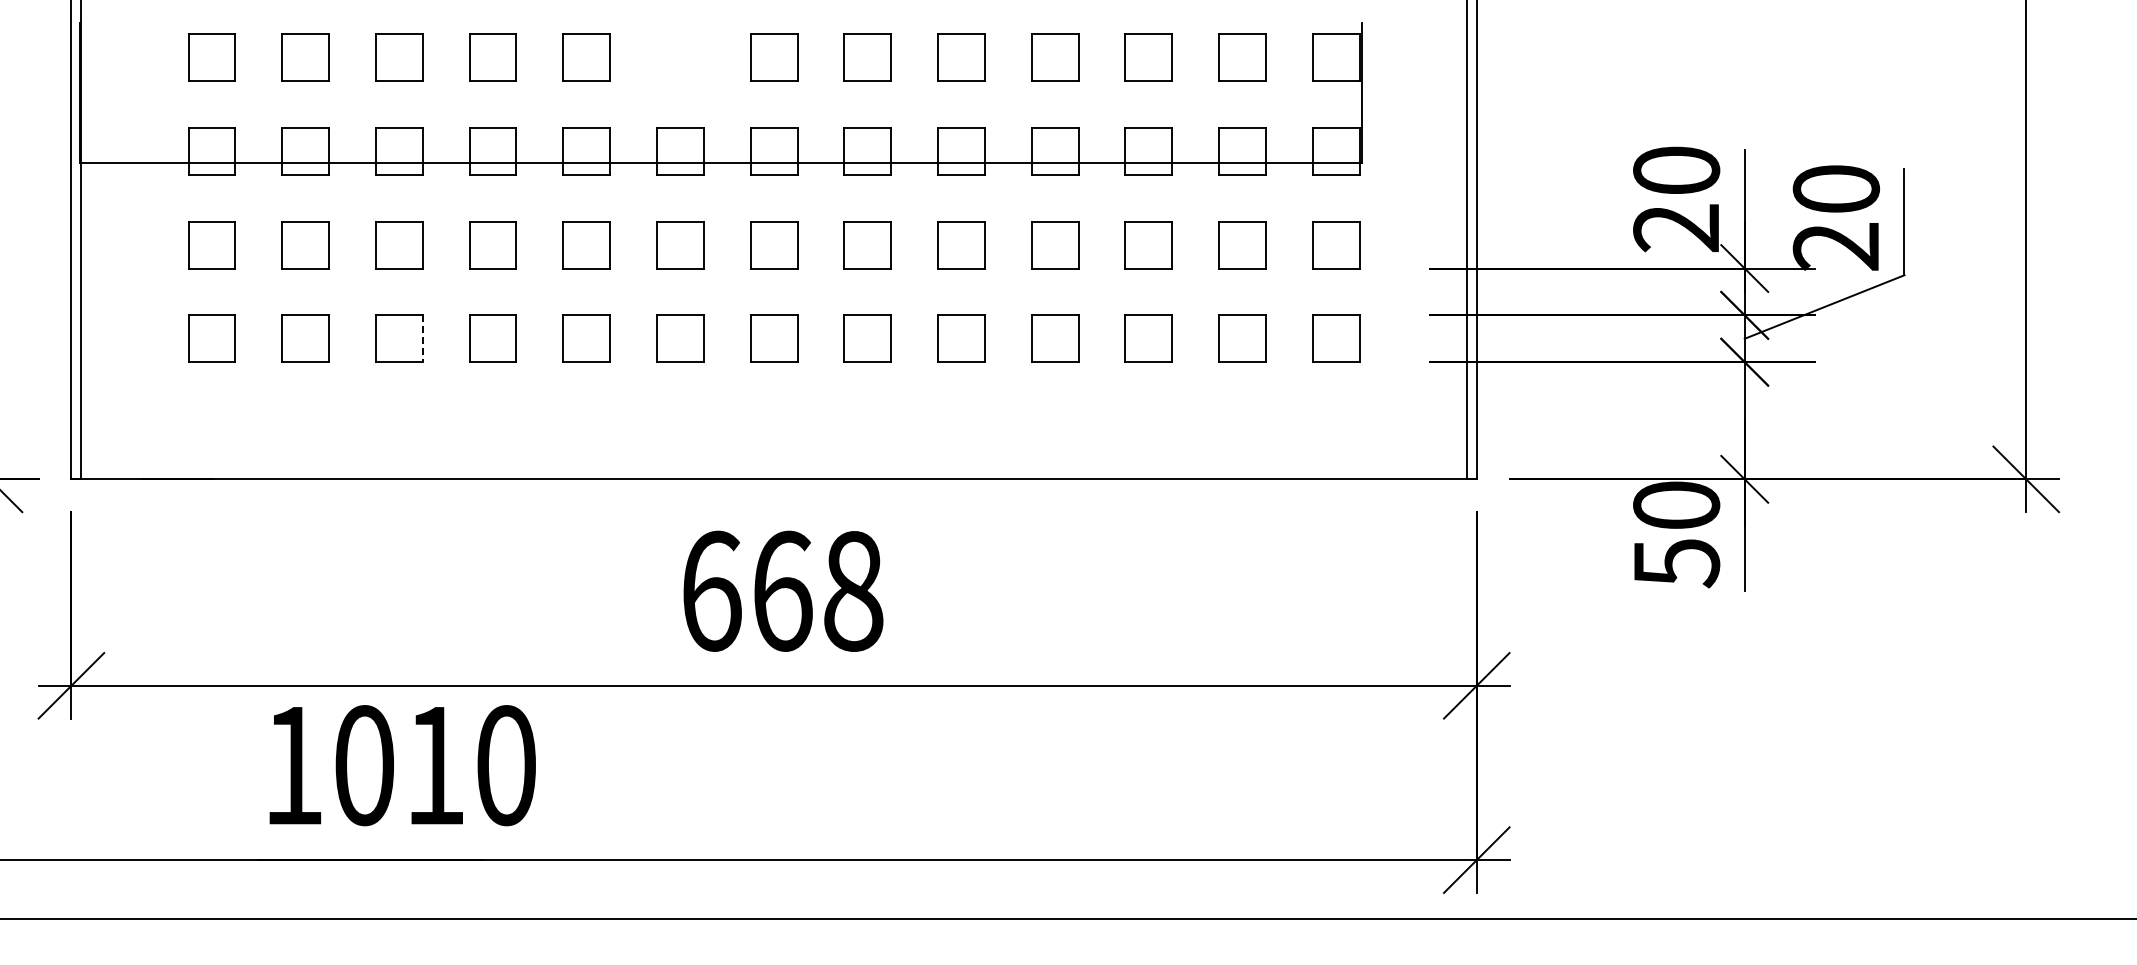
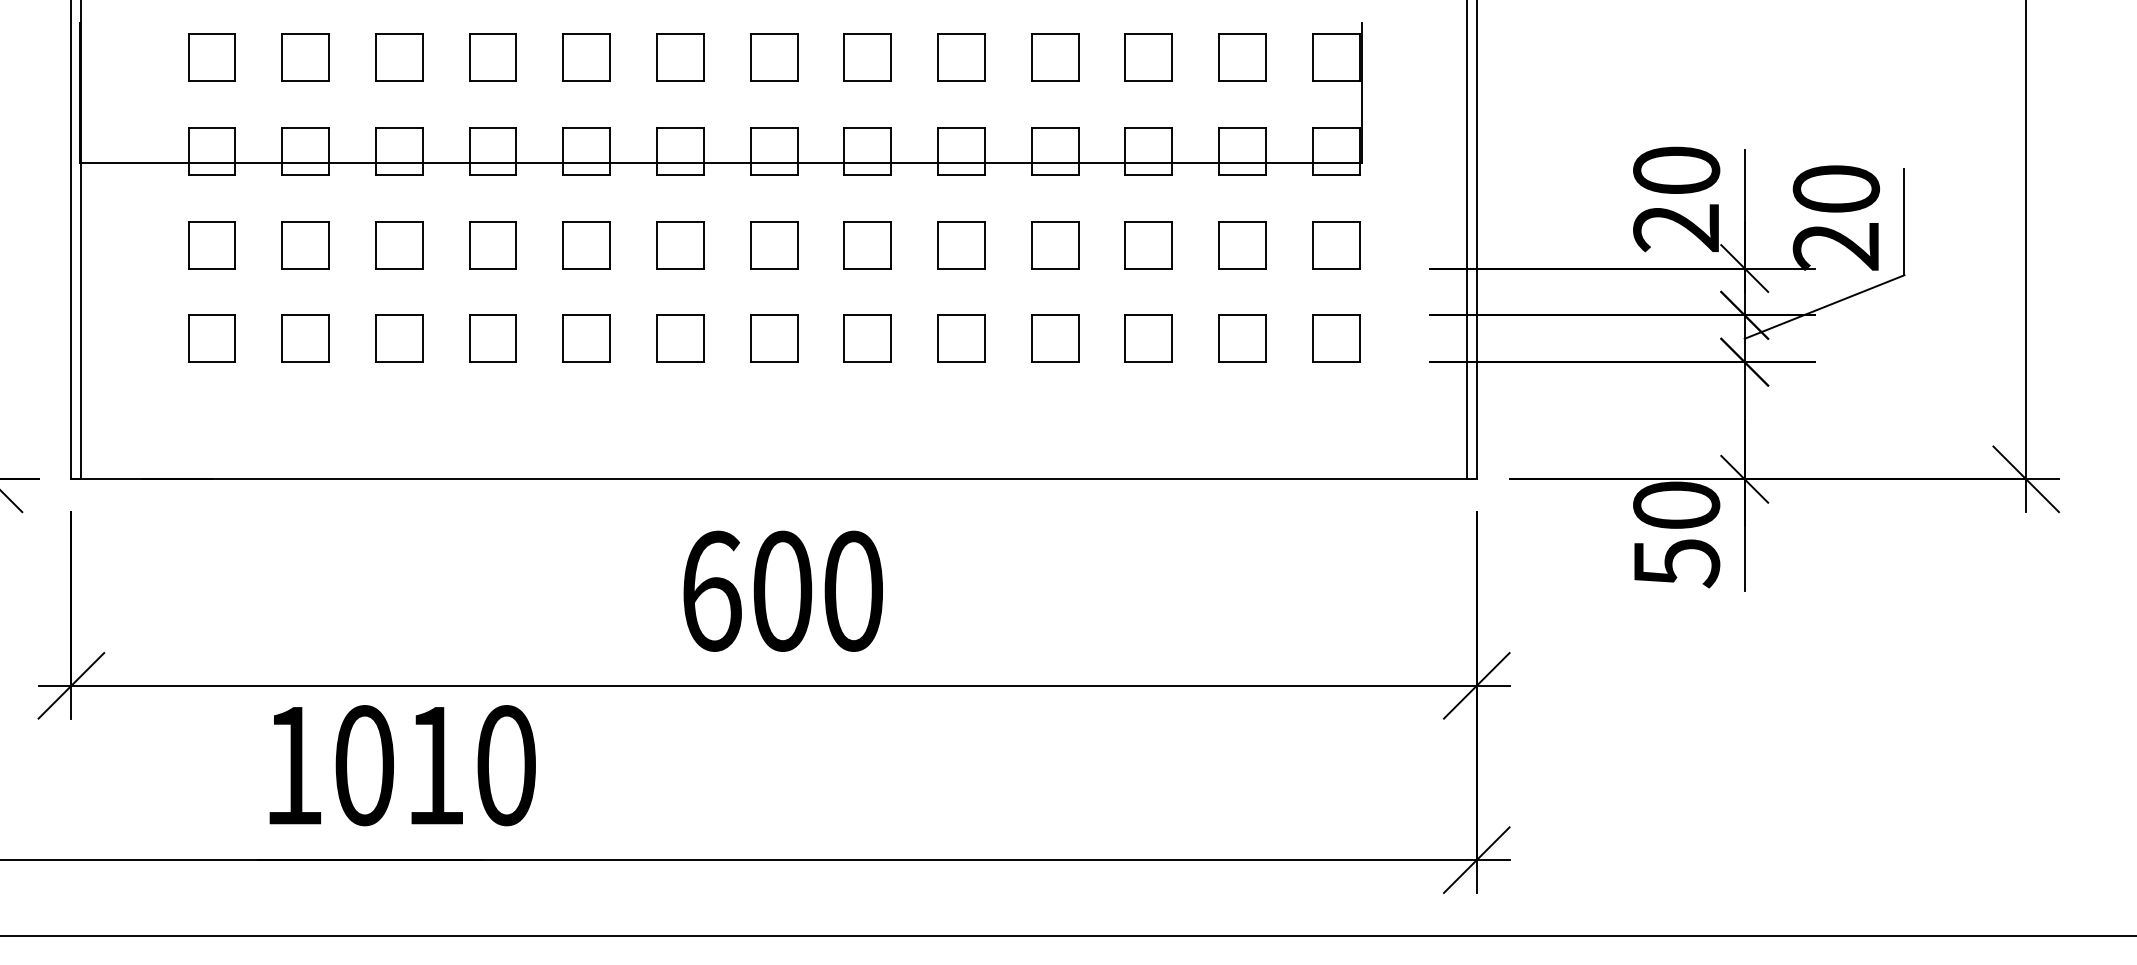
part: none -> present (680, 57)
line: dashed -> solid (422, 339)
text: 668 -> 600 (818, 590)
line position: (1067, 919) -> (1067, 936) (1067, 936)
